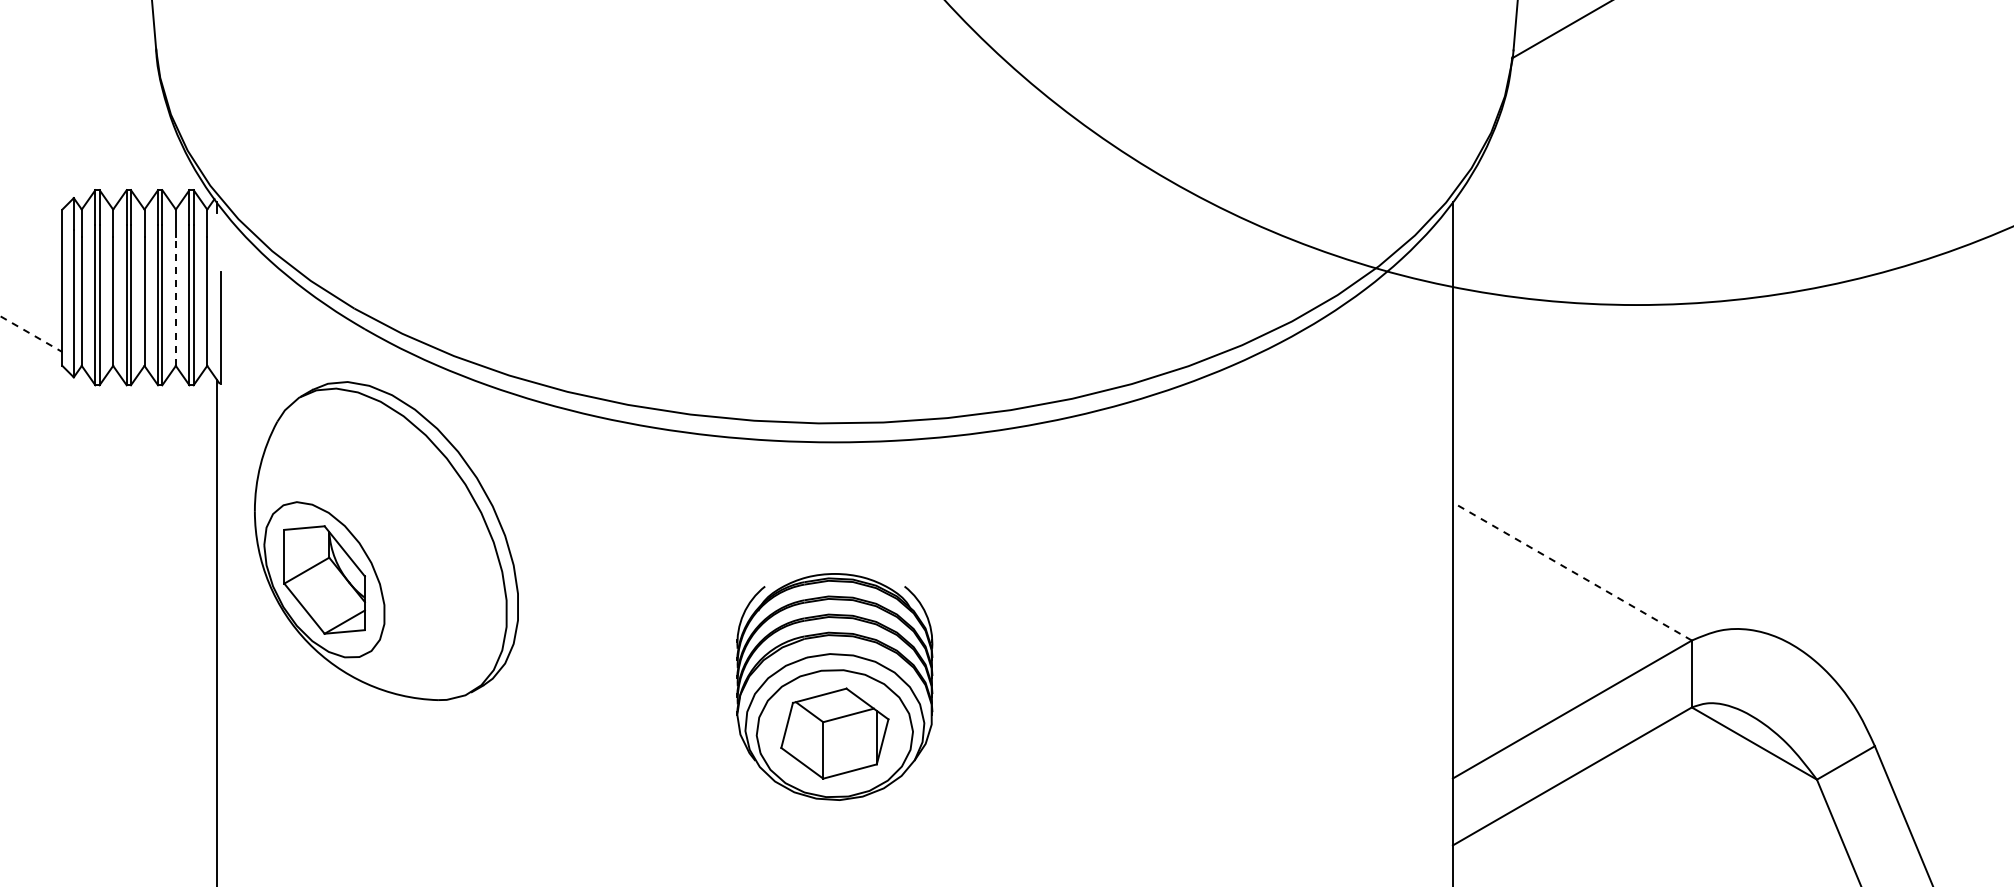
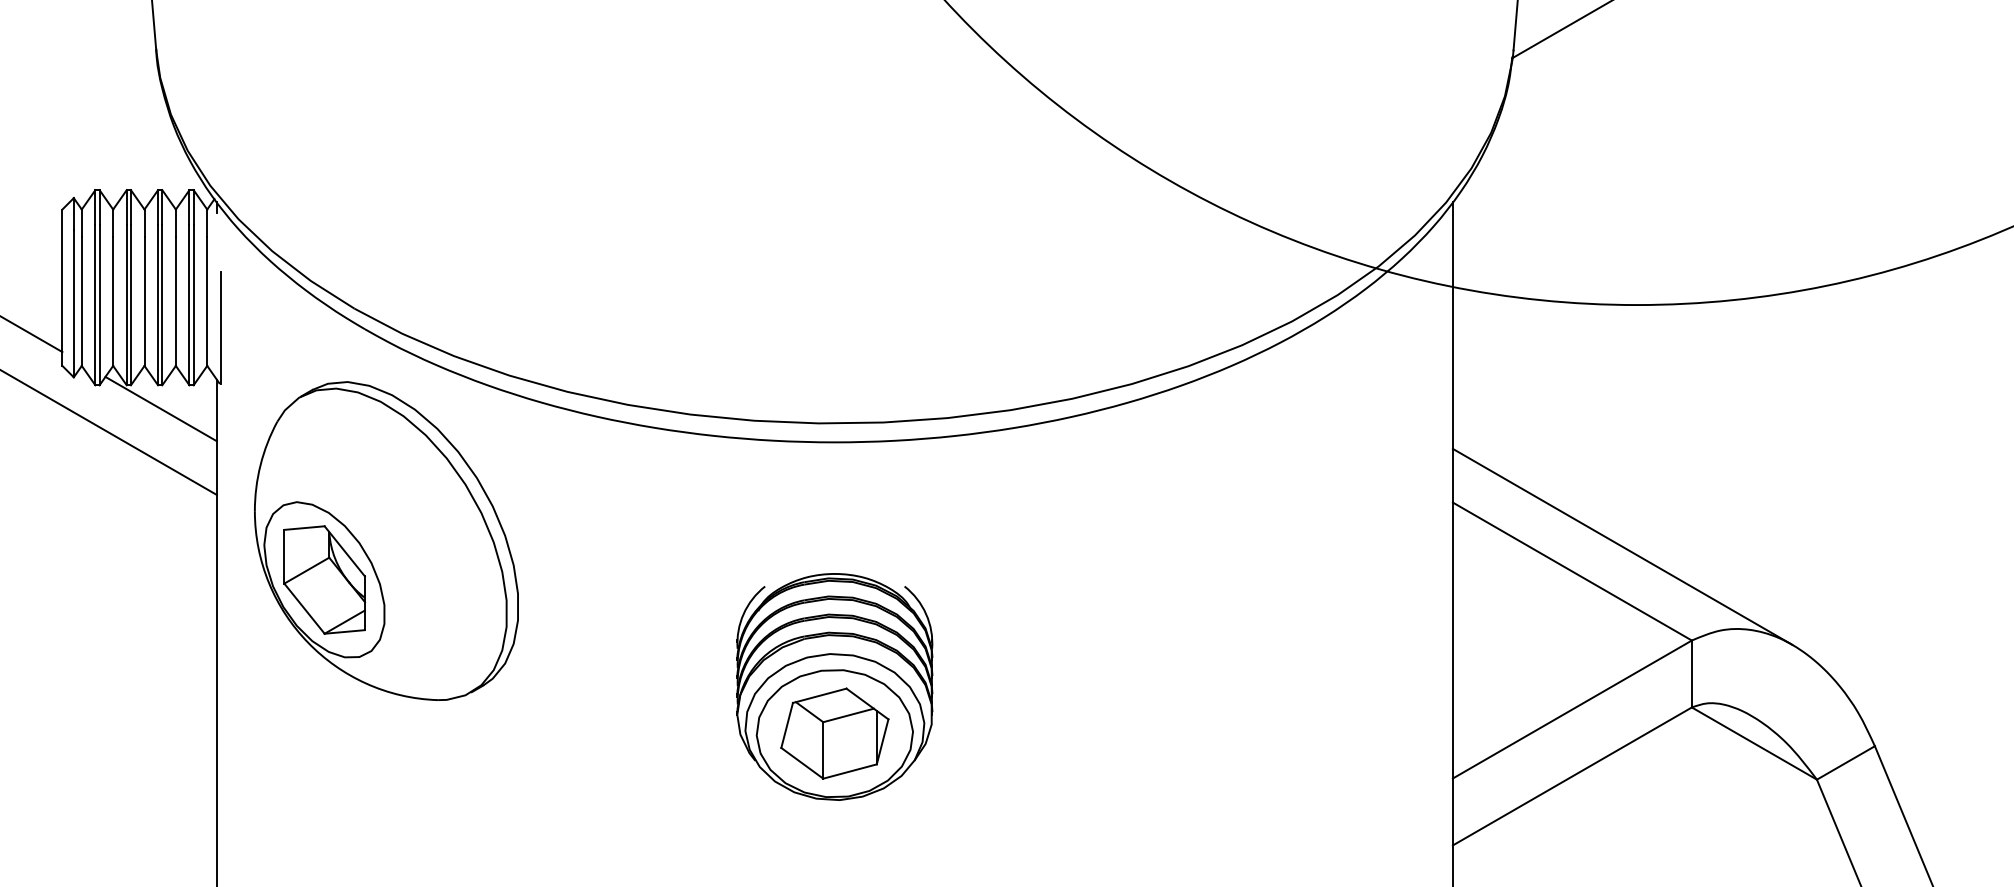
line: dashed -> solid (175, 301)
line: dashed -> solid (31, 334)
line: none -> present (160, 408)
line: none -> present (109, 432)
line: none -> present (1622, 546)
line: dashed -> solid (1572, 571)
